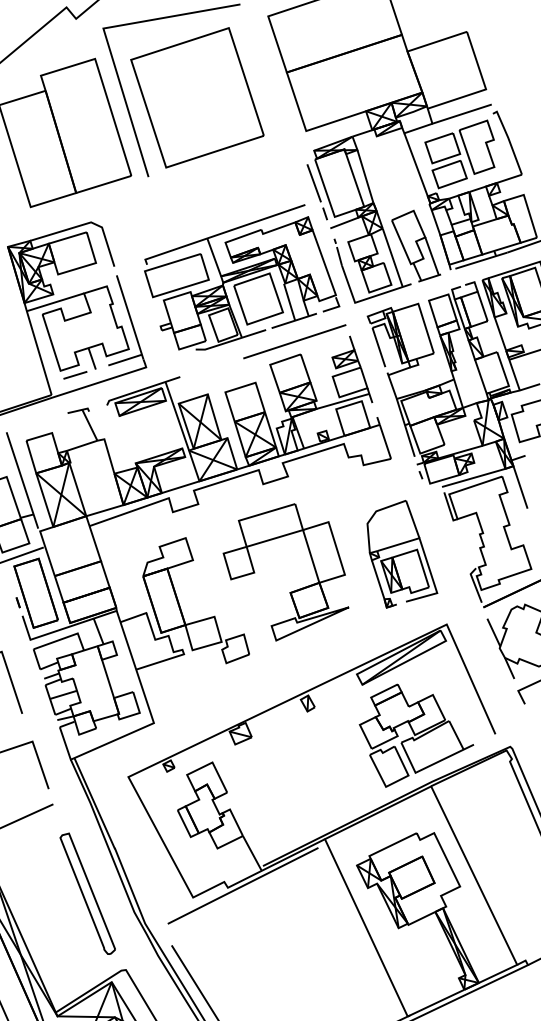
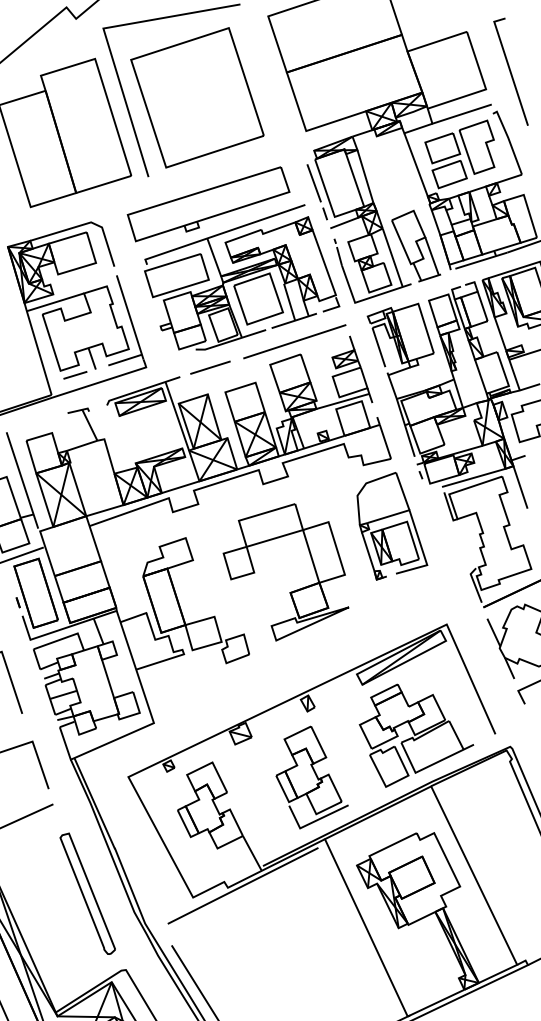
line: none -> present (510, 71)
part: none -> present (208, 204)
line: none -> present (210, 367)
part position: (402, 554) -> (392, 526) (392, 526)
part: none -> present (311, 777)
